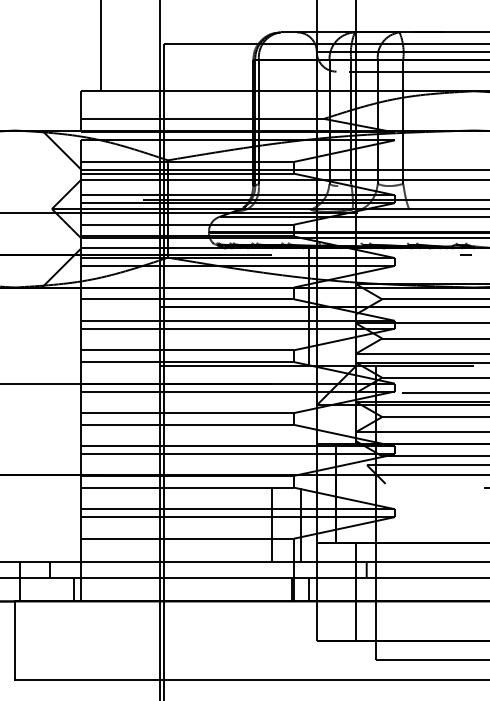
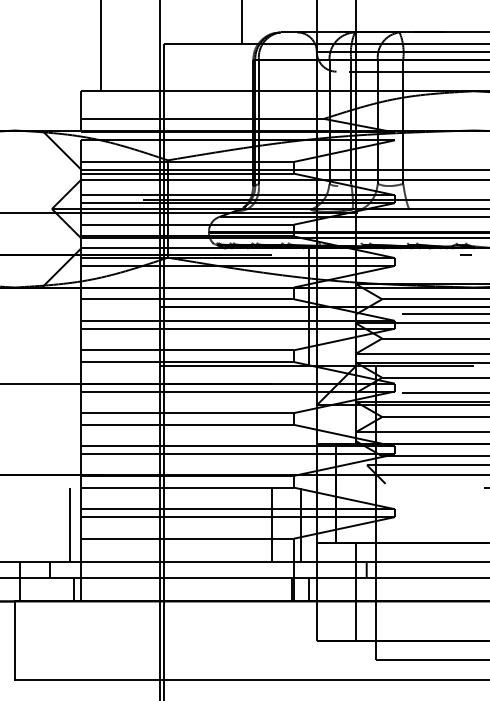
line: none -> present (242, 23)
line: none -> present (443, 314)
line: none -> present (69, 524)
